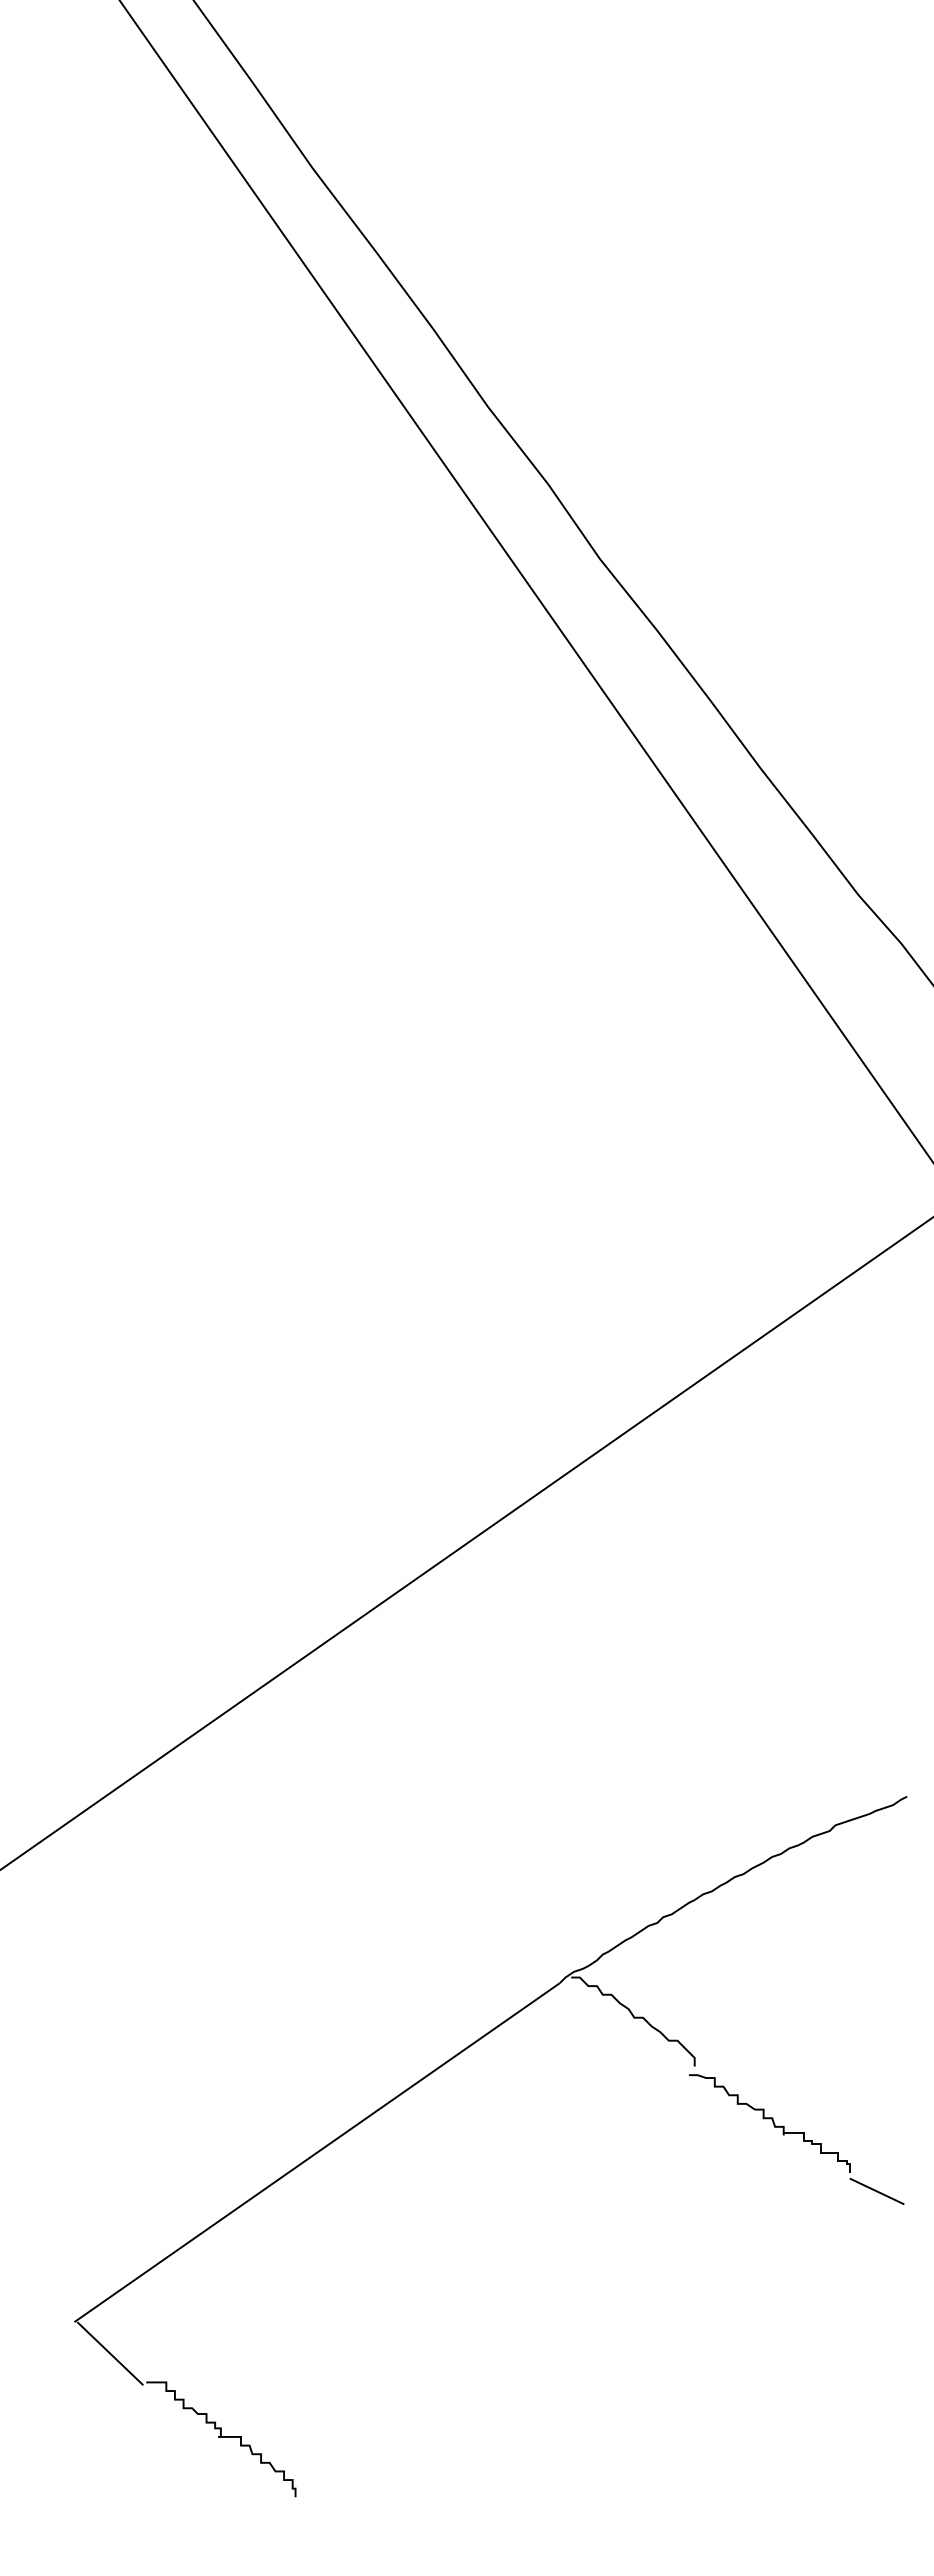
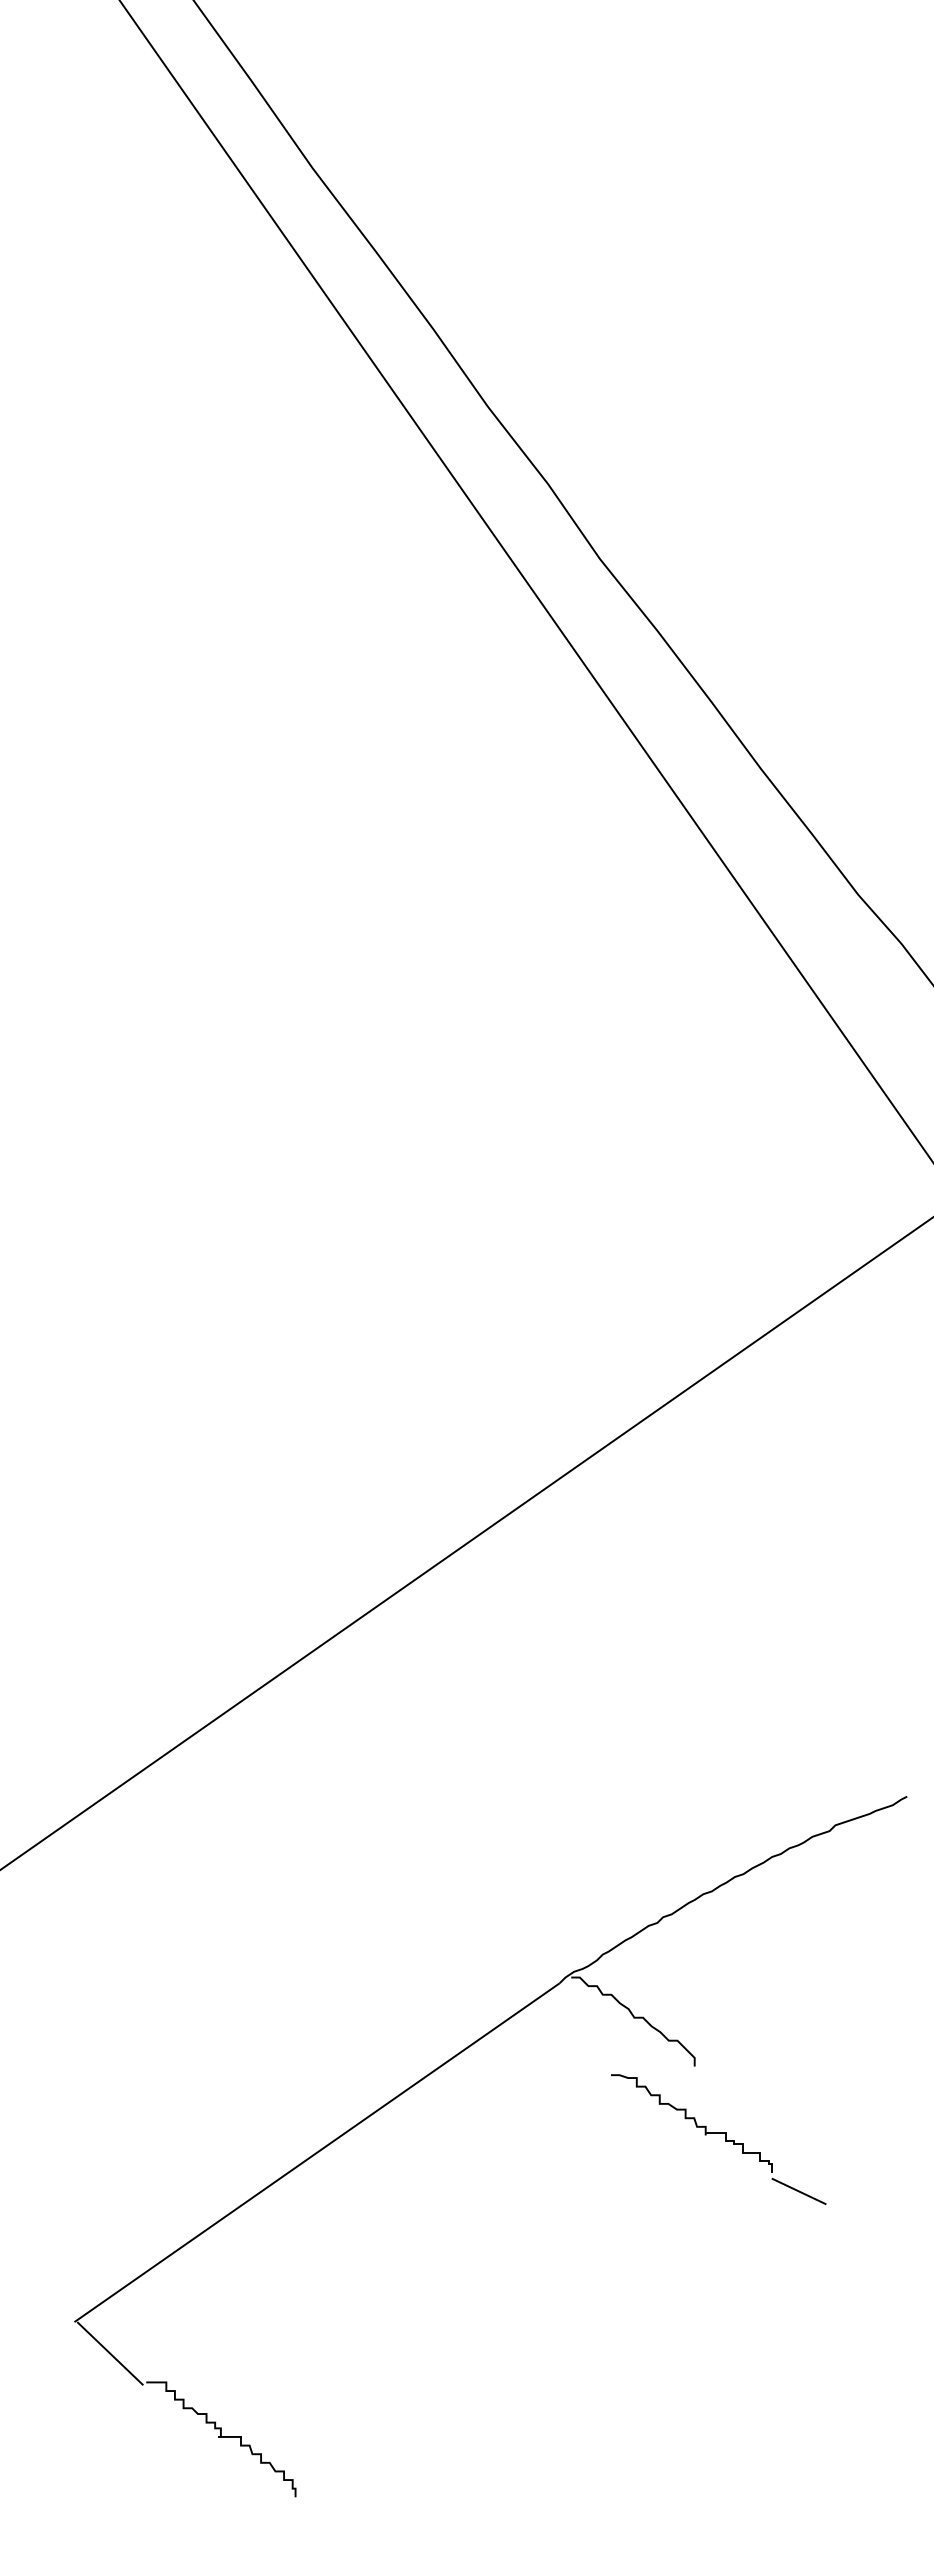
part position: (796, 2139) -> (718, 2139) (718, 2139)
